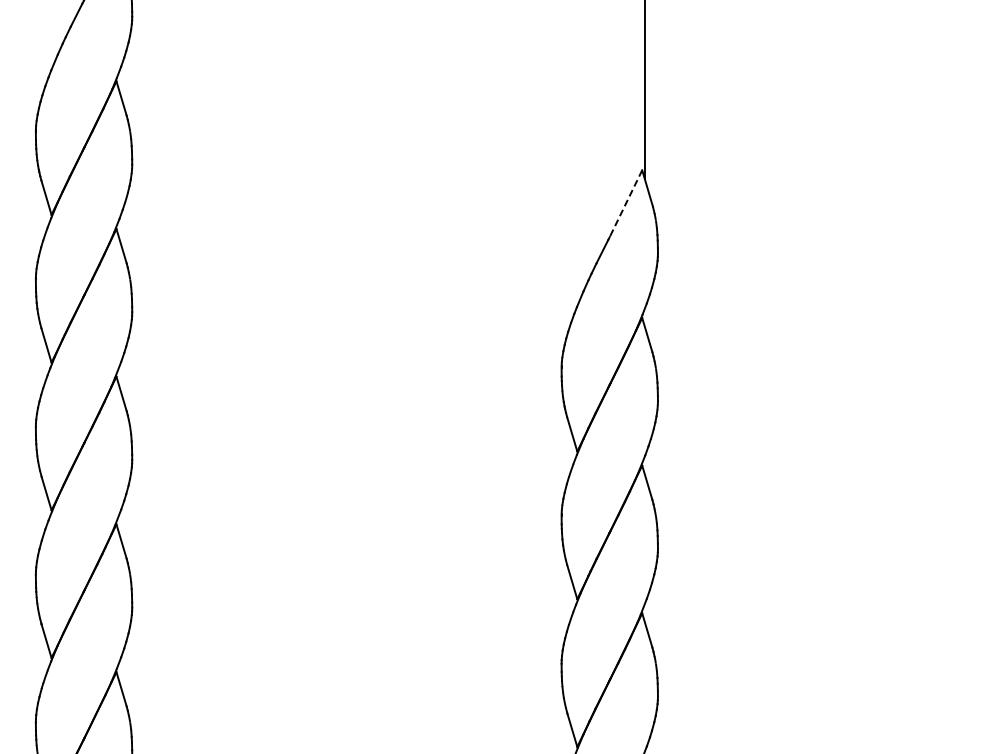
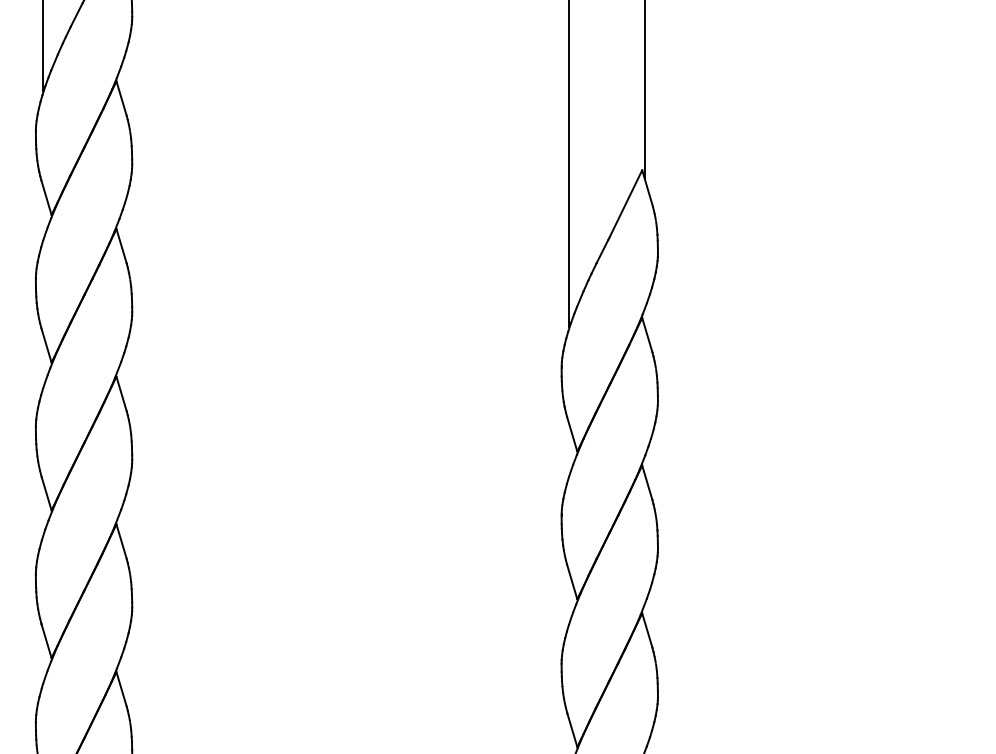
line: none -> present (42, 46)
line: none -> present (568, 164)
line: dashed -> solid (625, 204)
